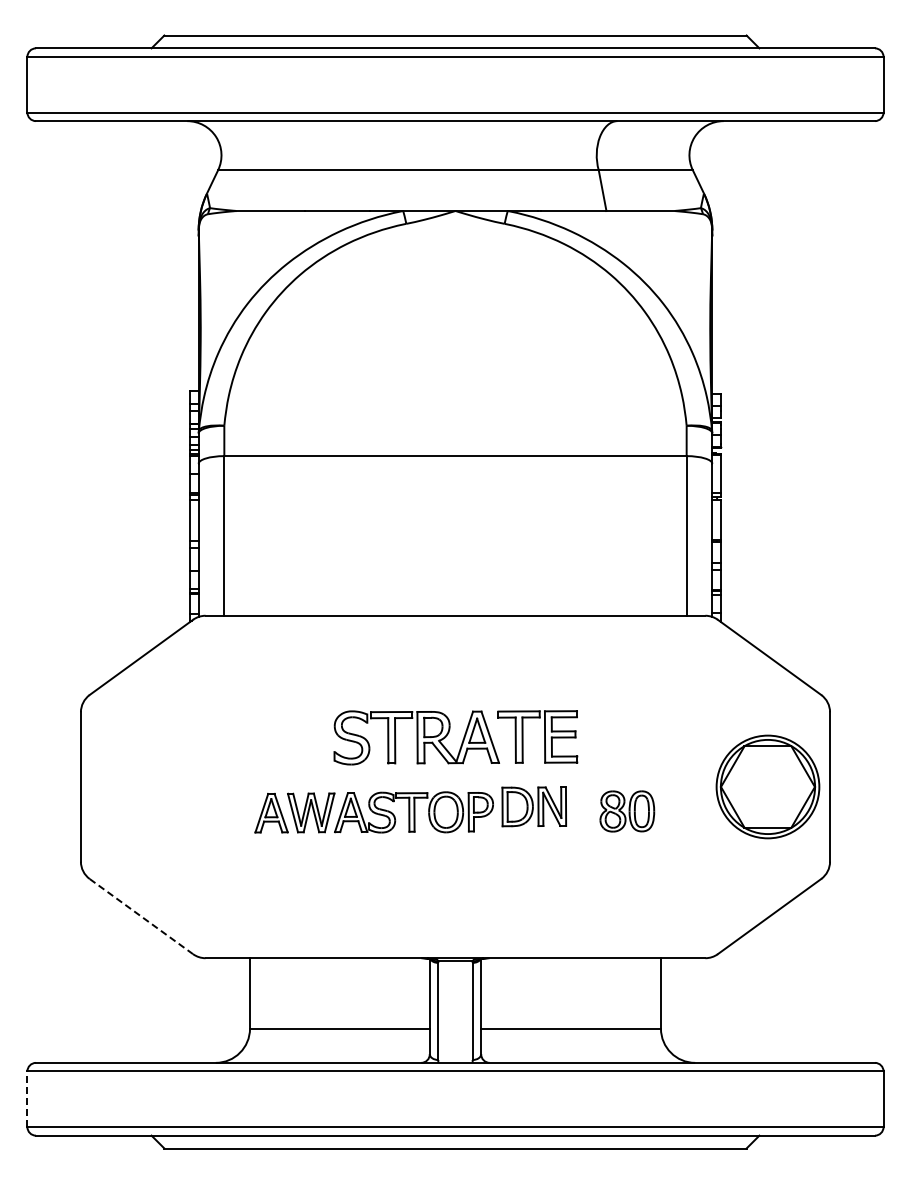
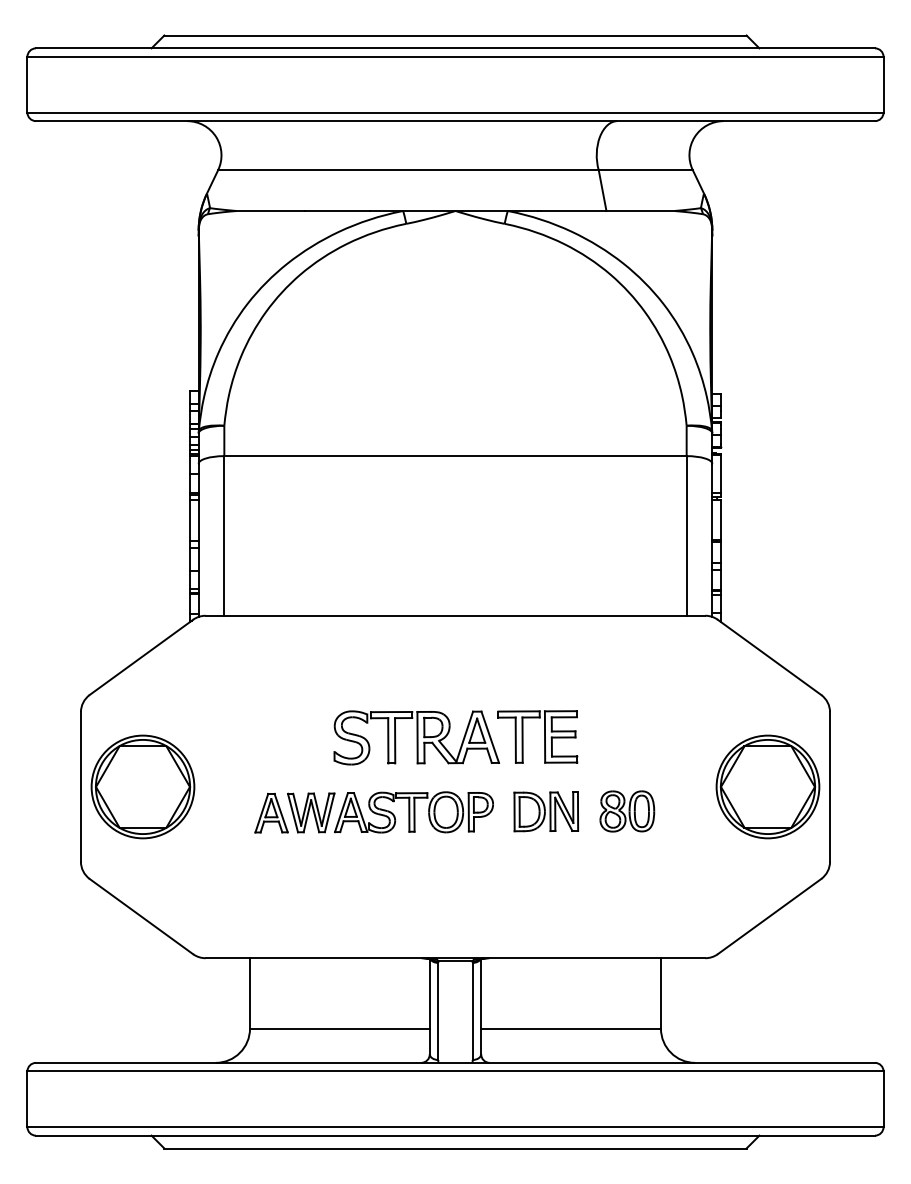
part: none -> present (142, 786)
part position: (533, 806) -> (545, 811) (545, 811)
line: dashed -> solid (141, 916)
line: dashed -> solid (27, 1099)
